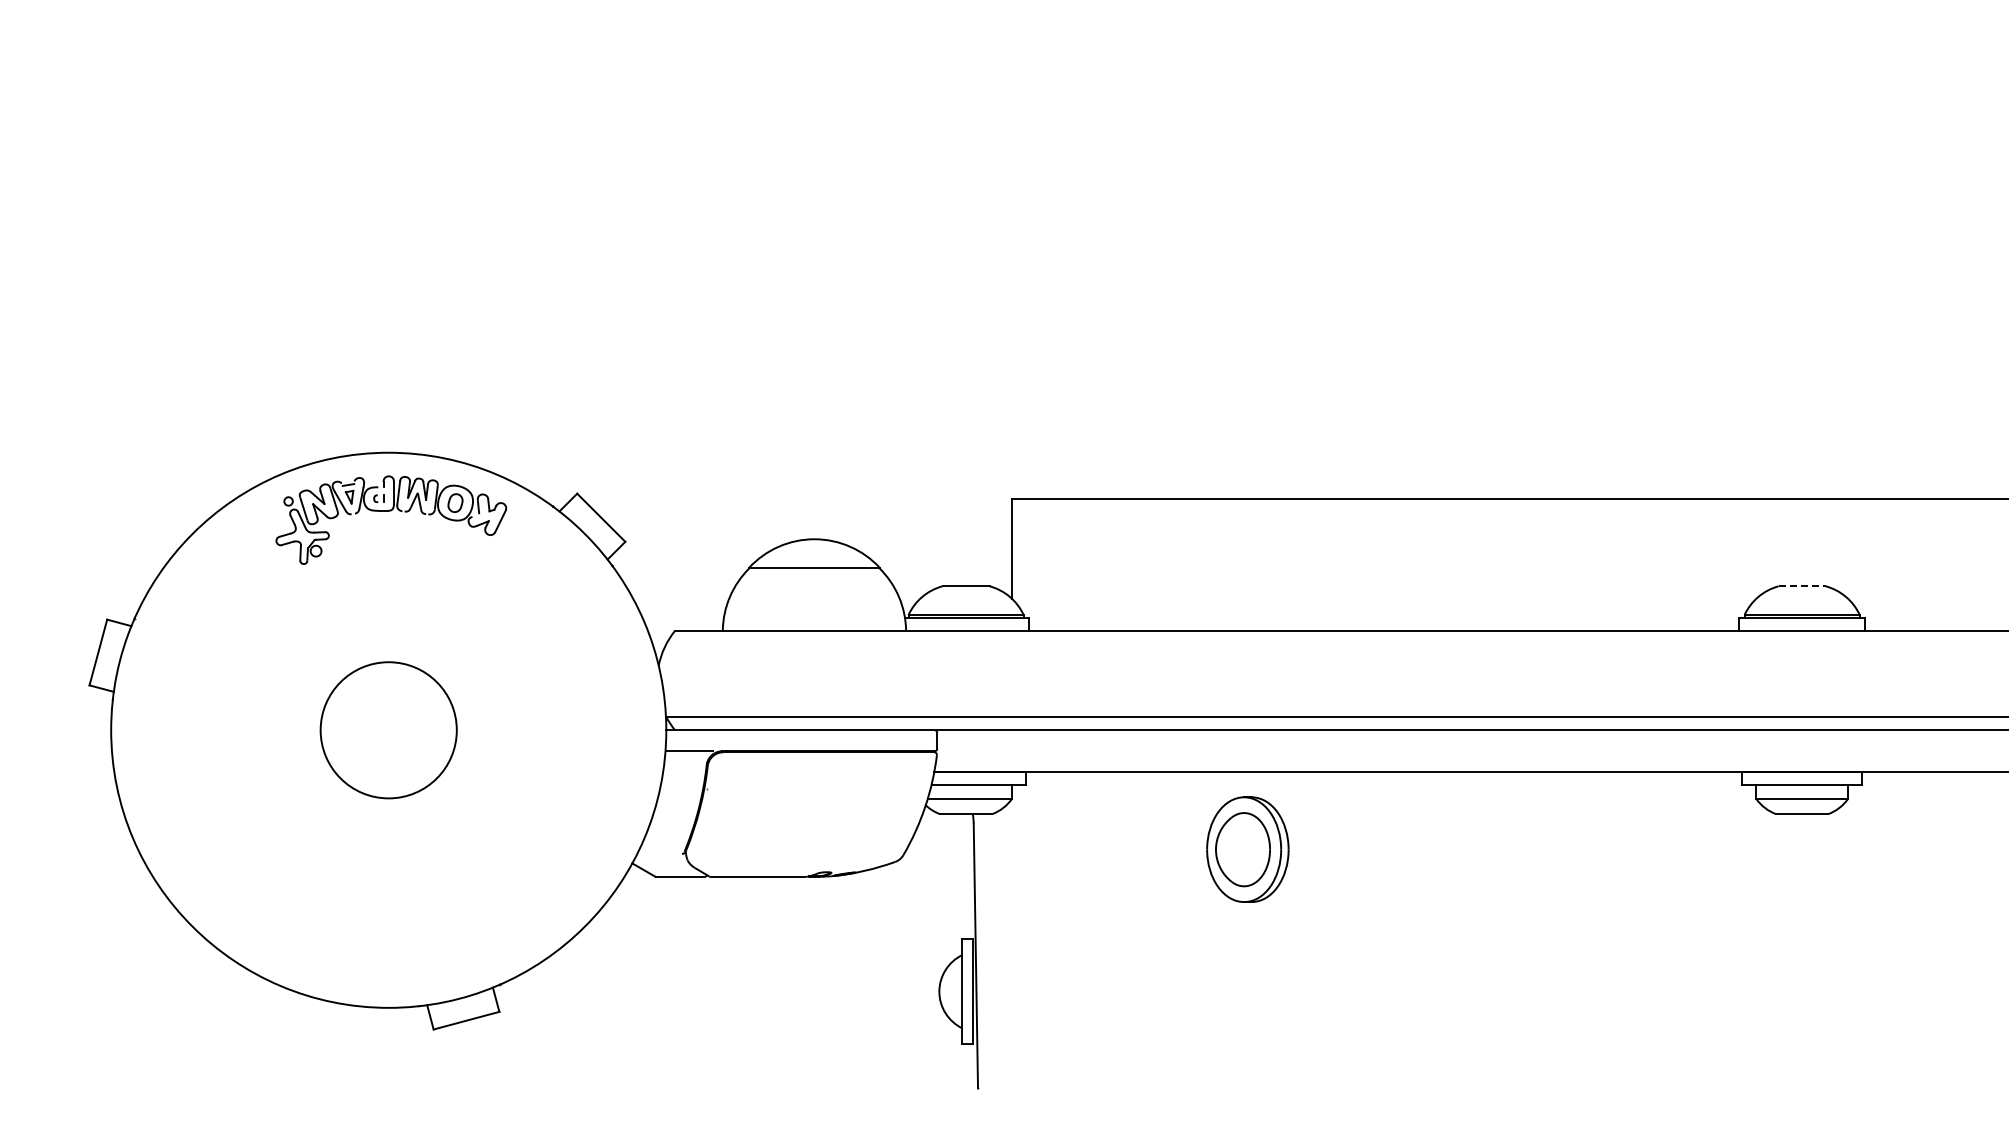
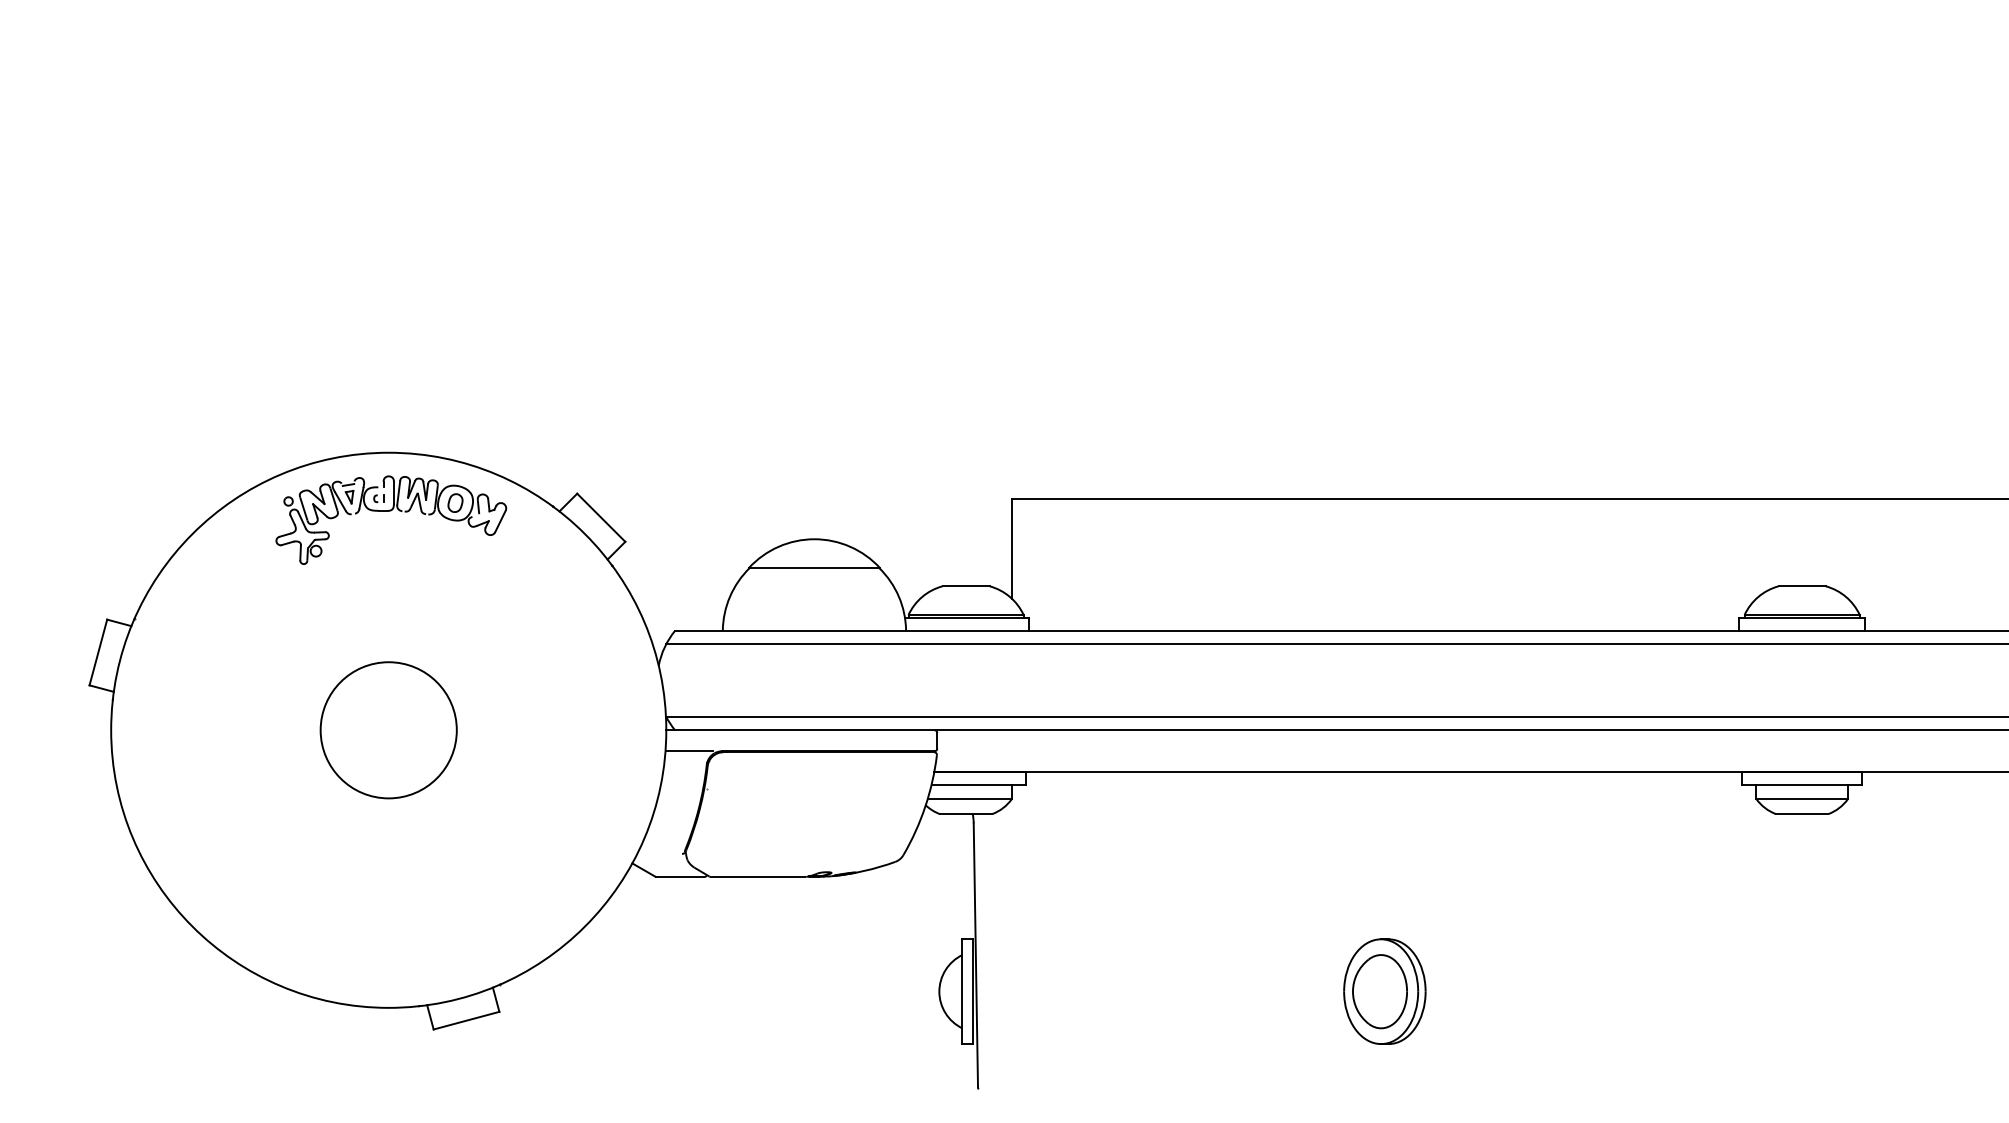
line: dashed -> solid (1802, 586)
line: none -> present (1335, 643)
part position: (1247, 849) -> (1384, 991) (1384, 991)
